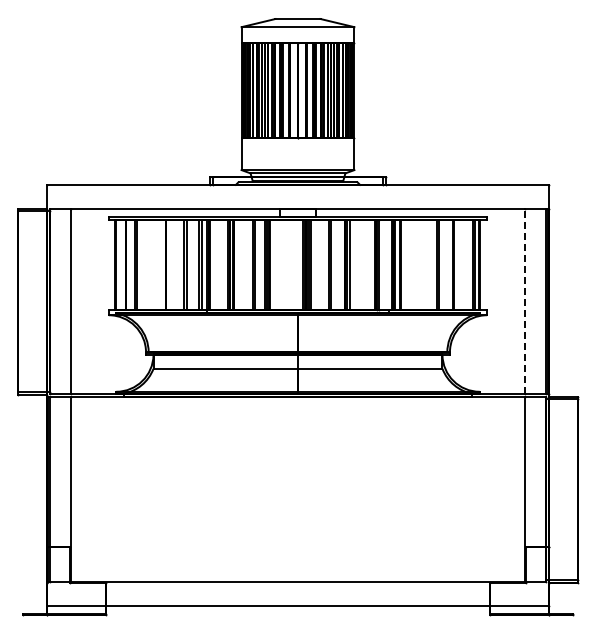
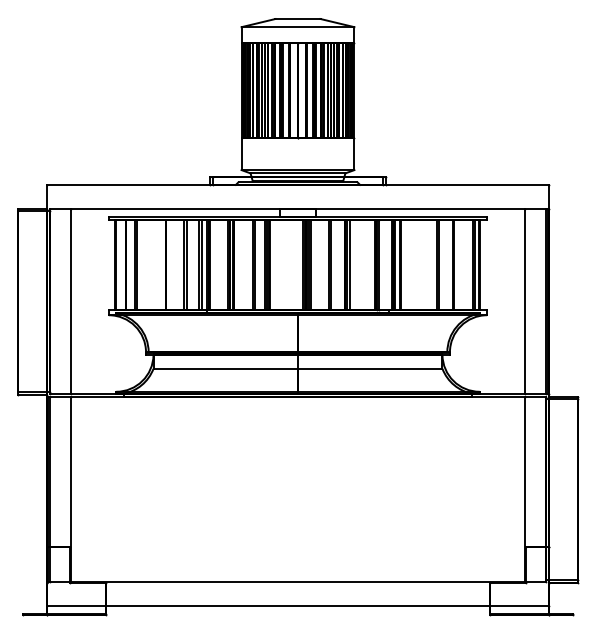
line: dashed -> solid (525, 301)
